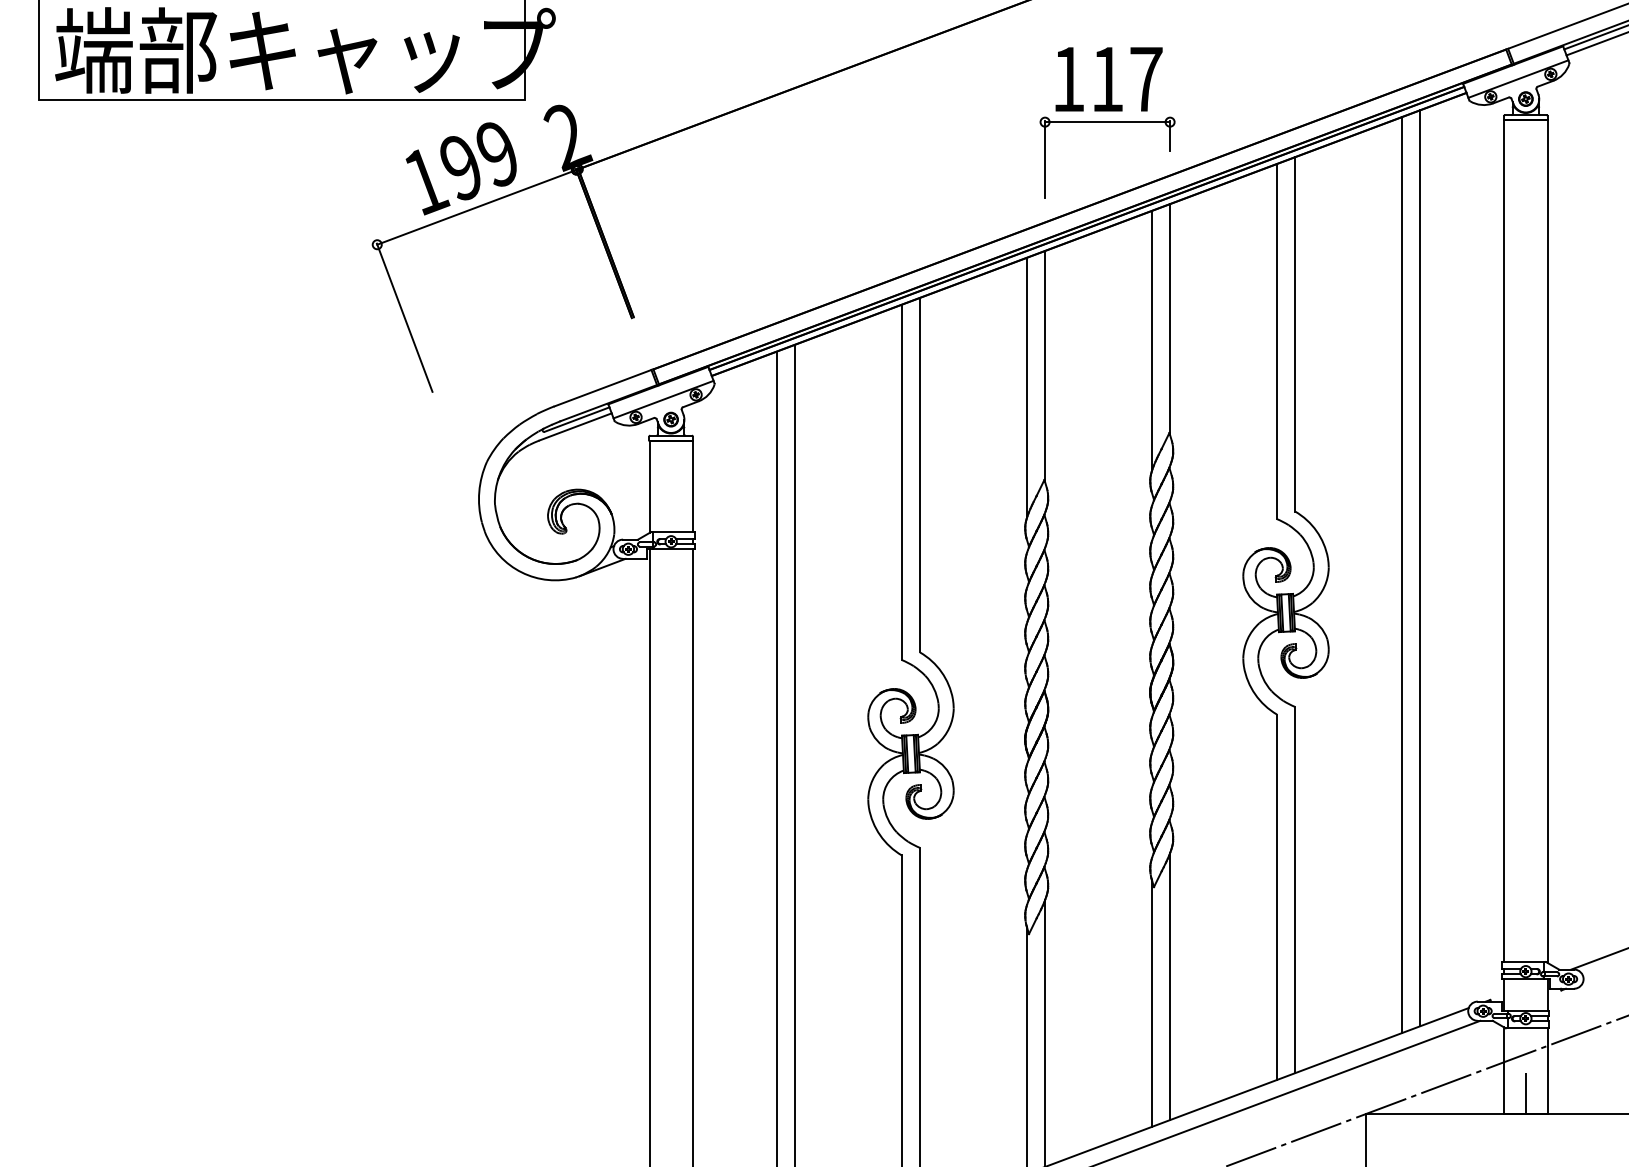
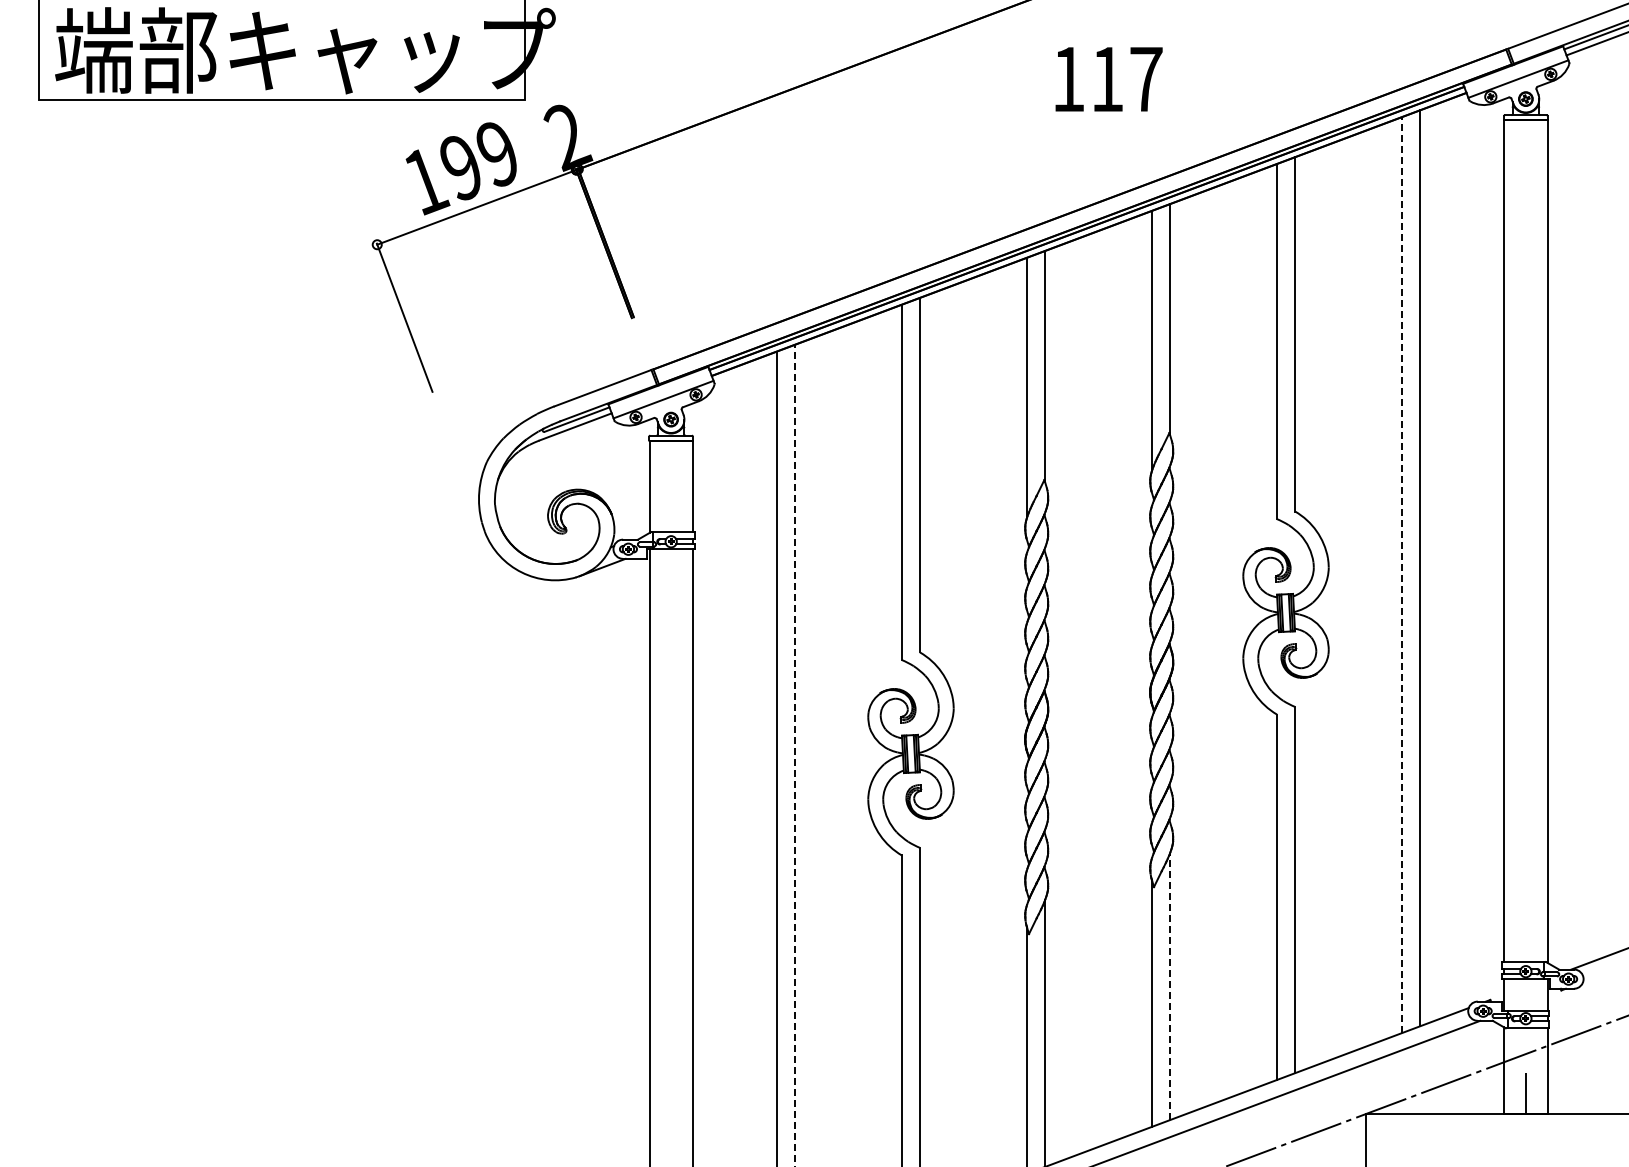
part: present -> none (1107, 122)
line: solid -> dashed (1401, 575)
line: solid -> dashed (795, 755)
line: solid -> dashed (1170, 986)
